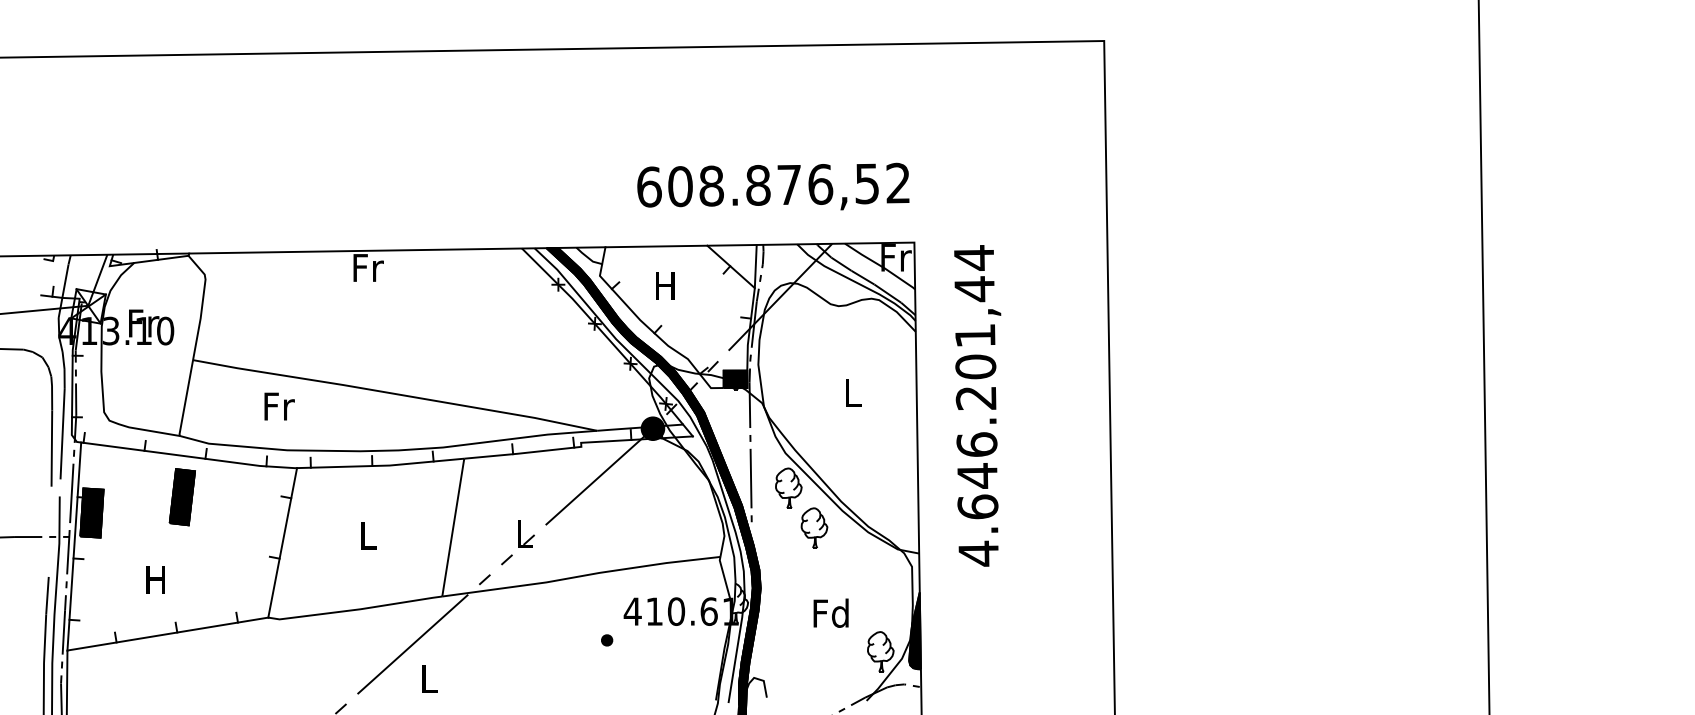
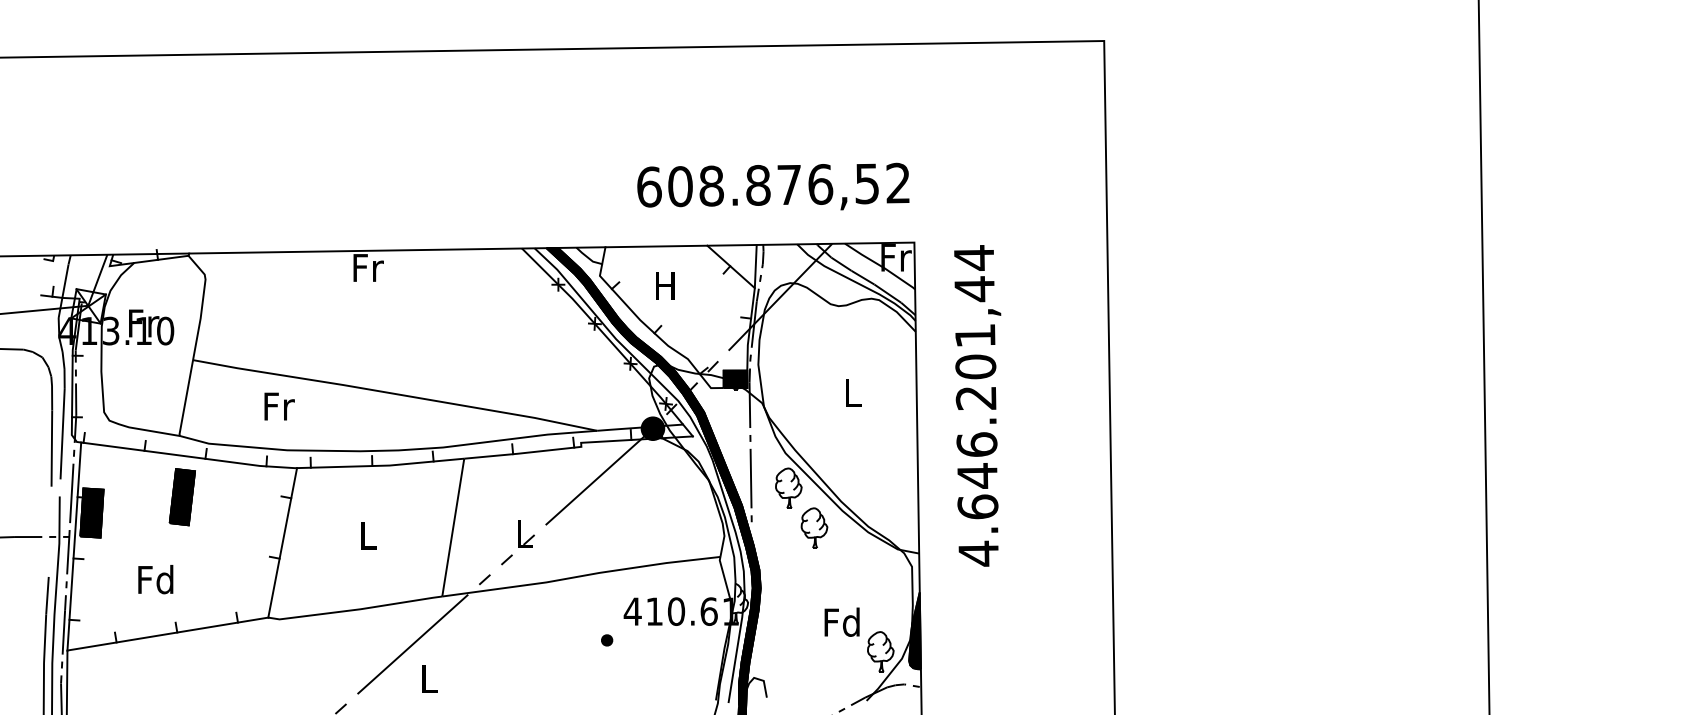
text: H -> Fd (155, 579)
text position: (830, 612) -> (841, 621) (841, 621)
